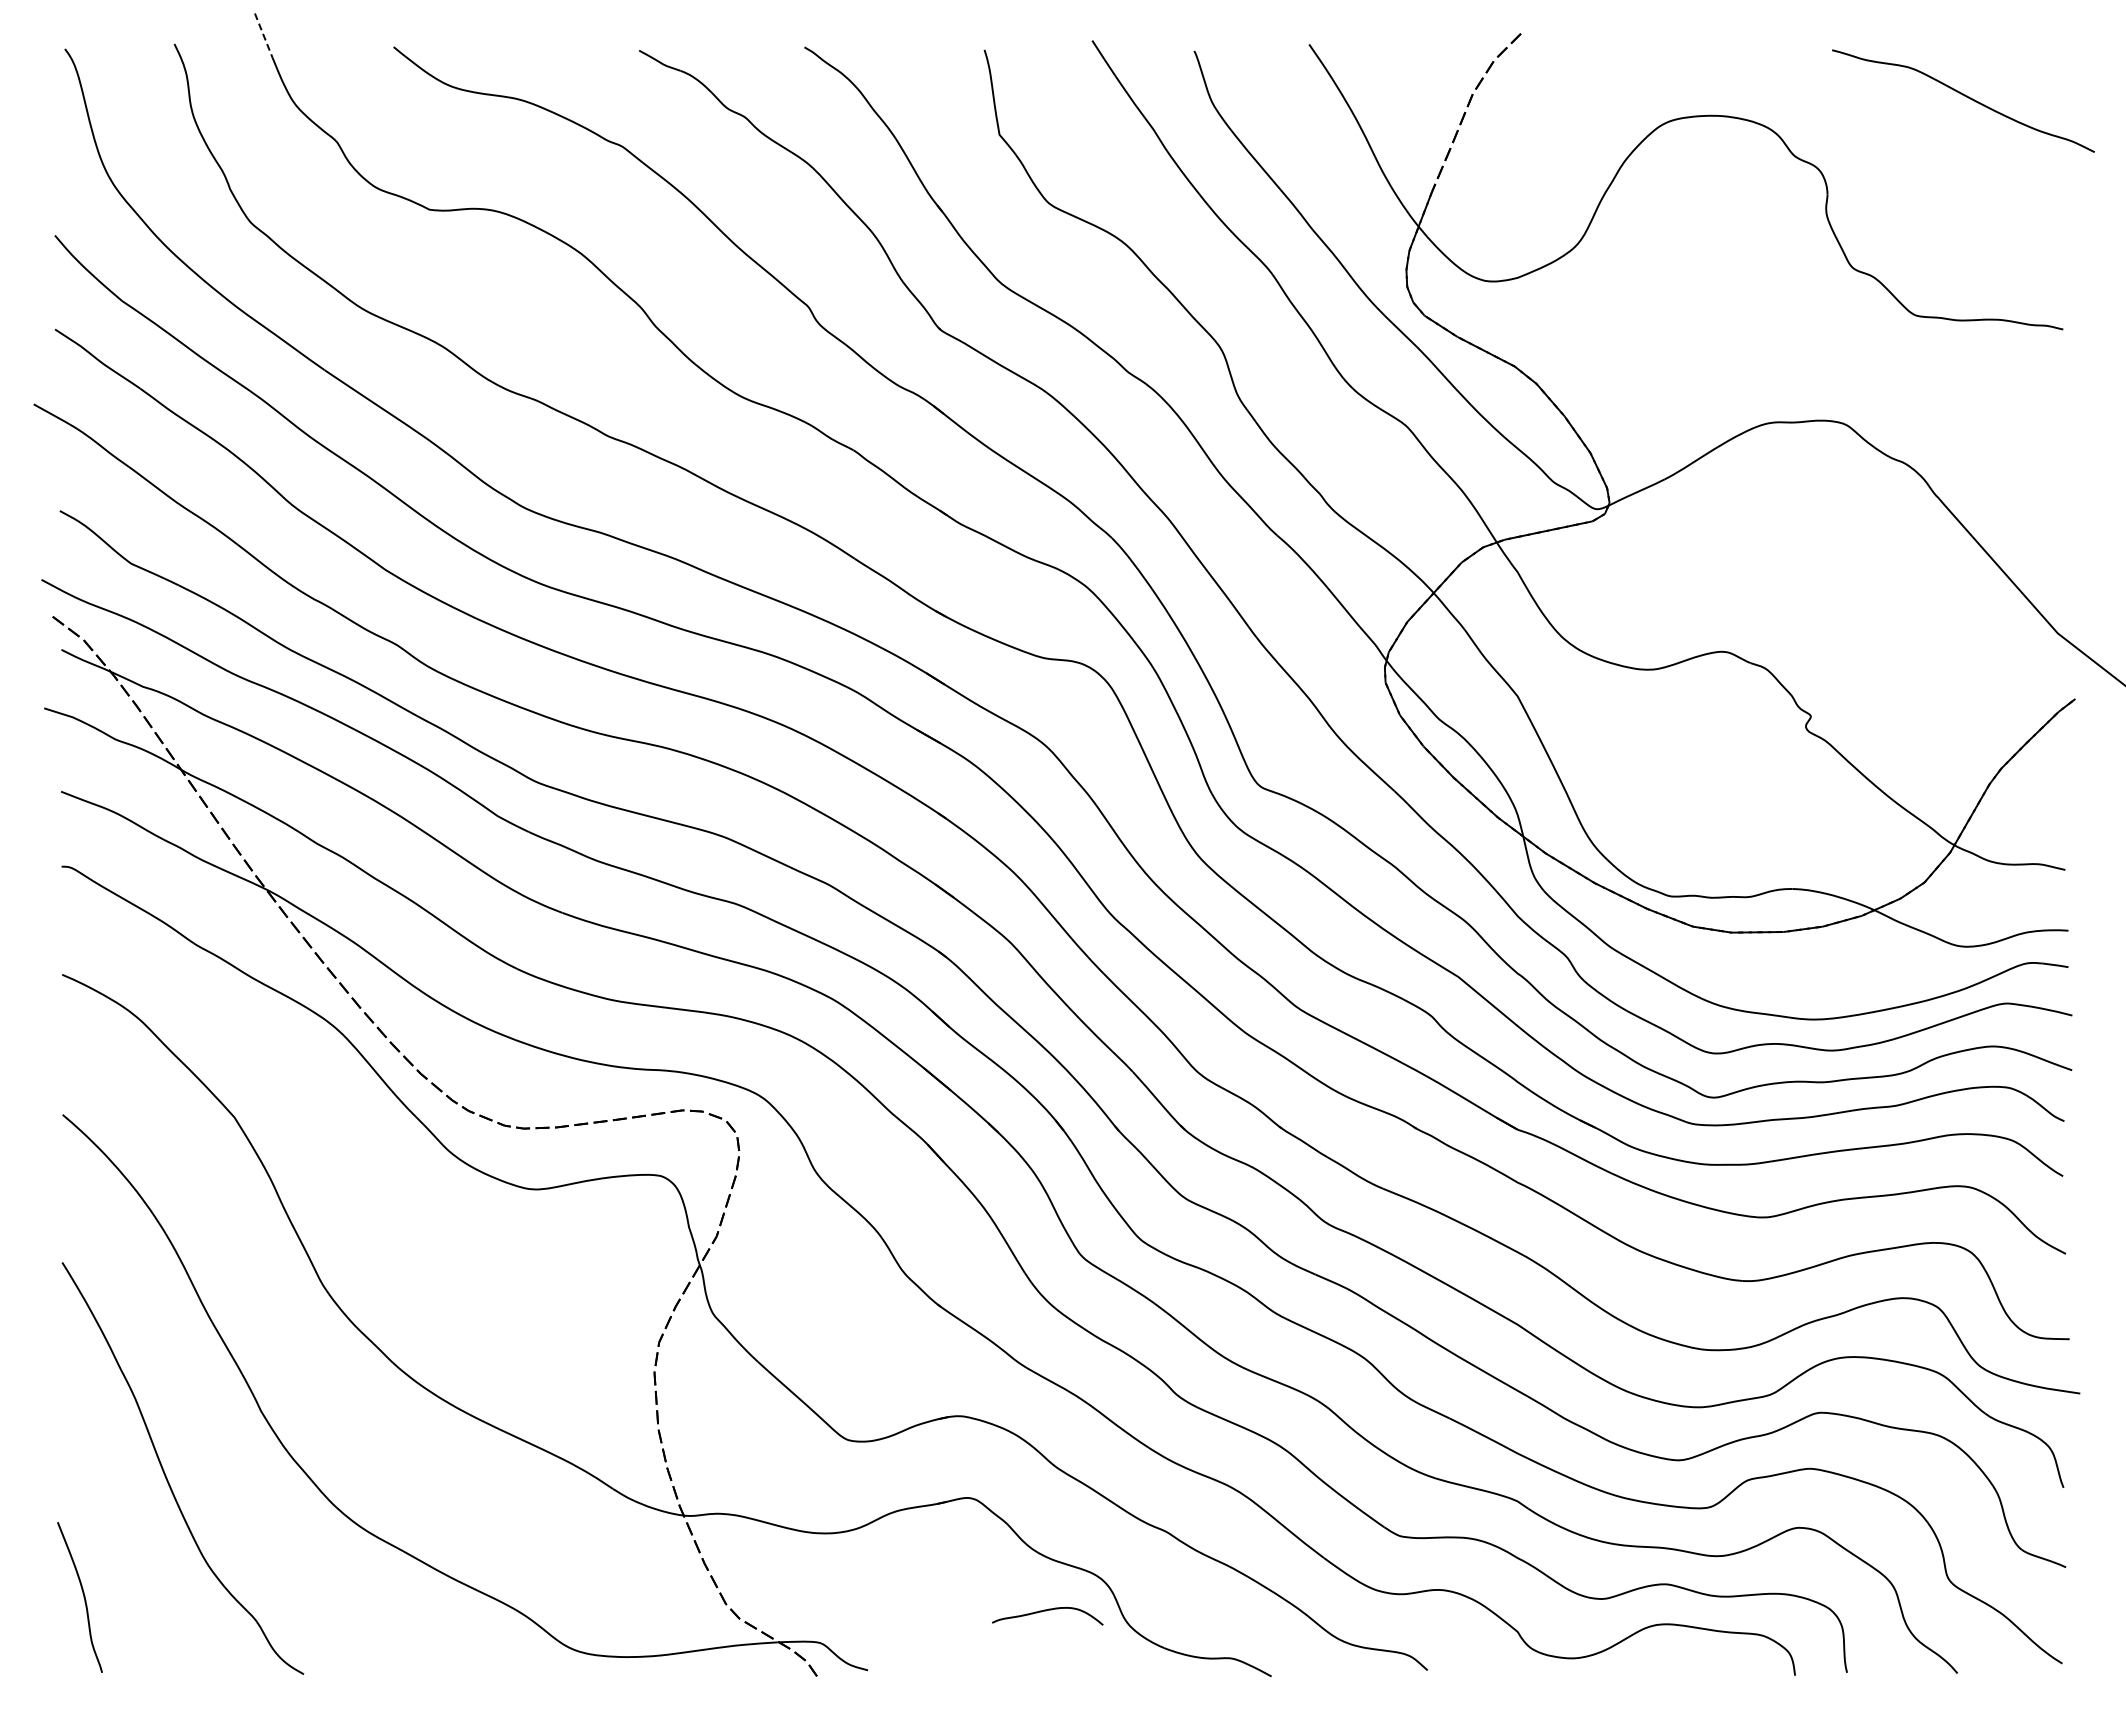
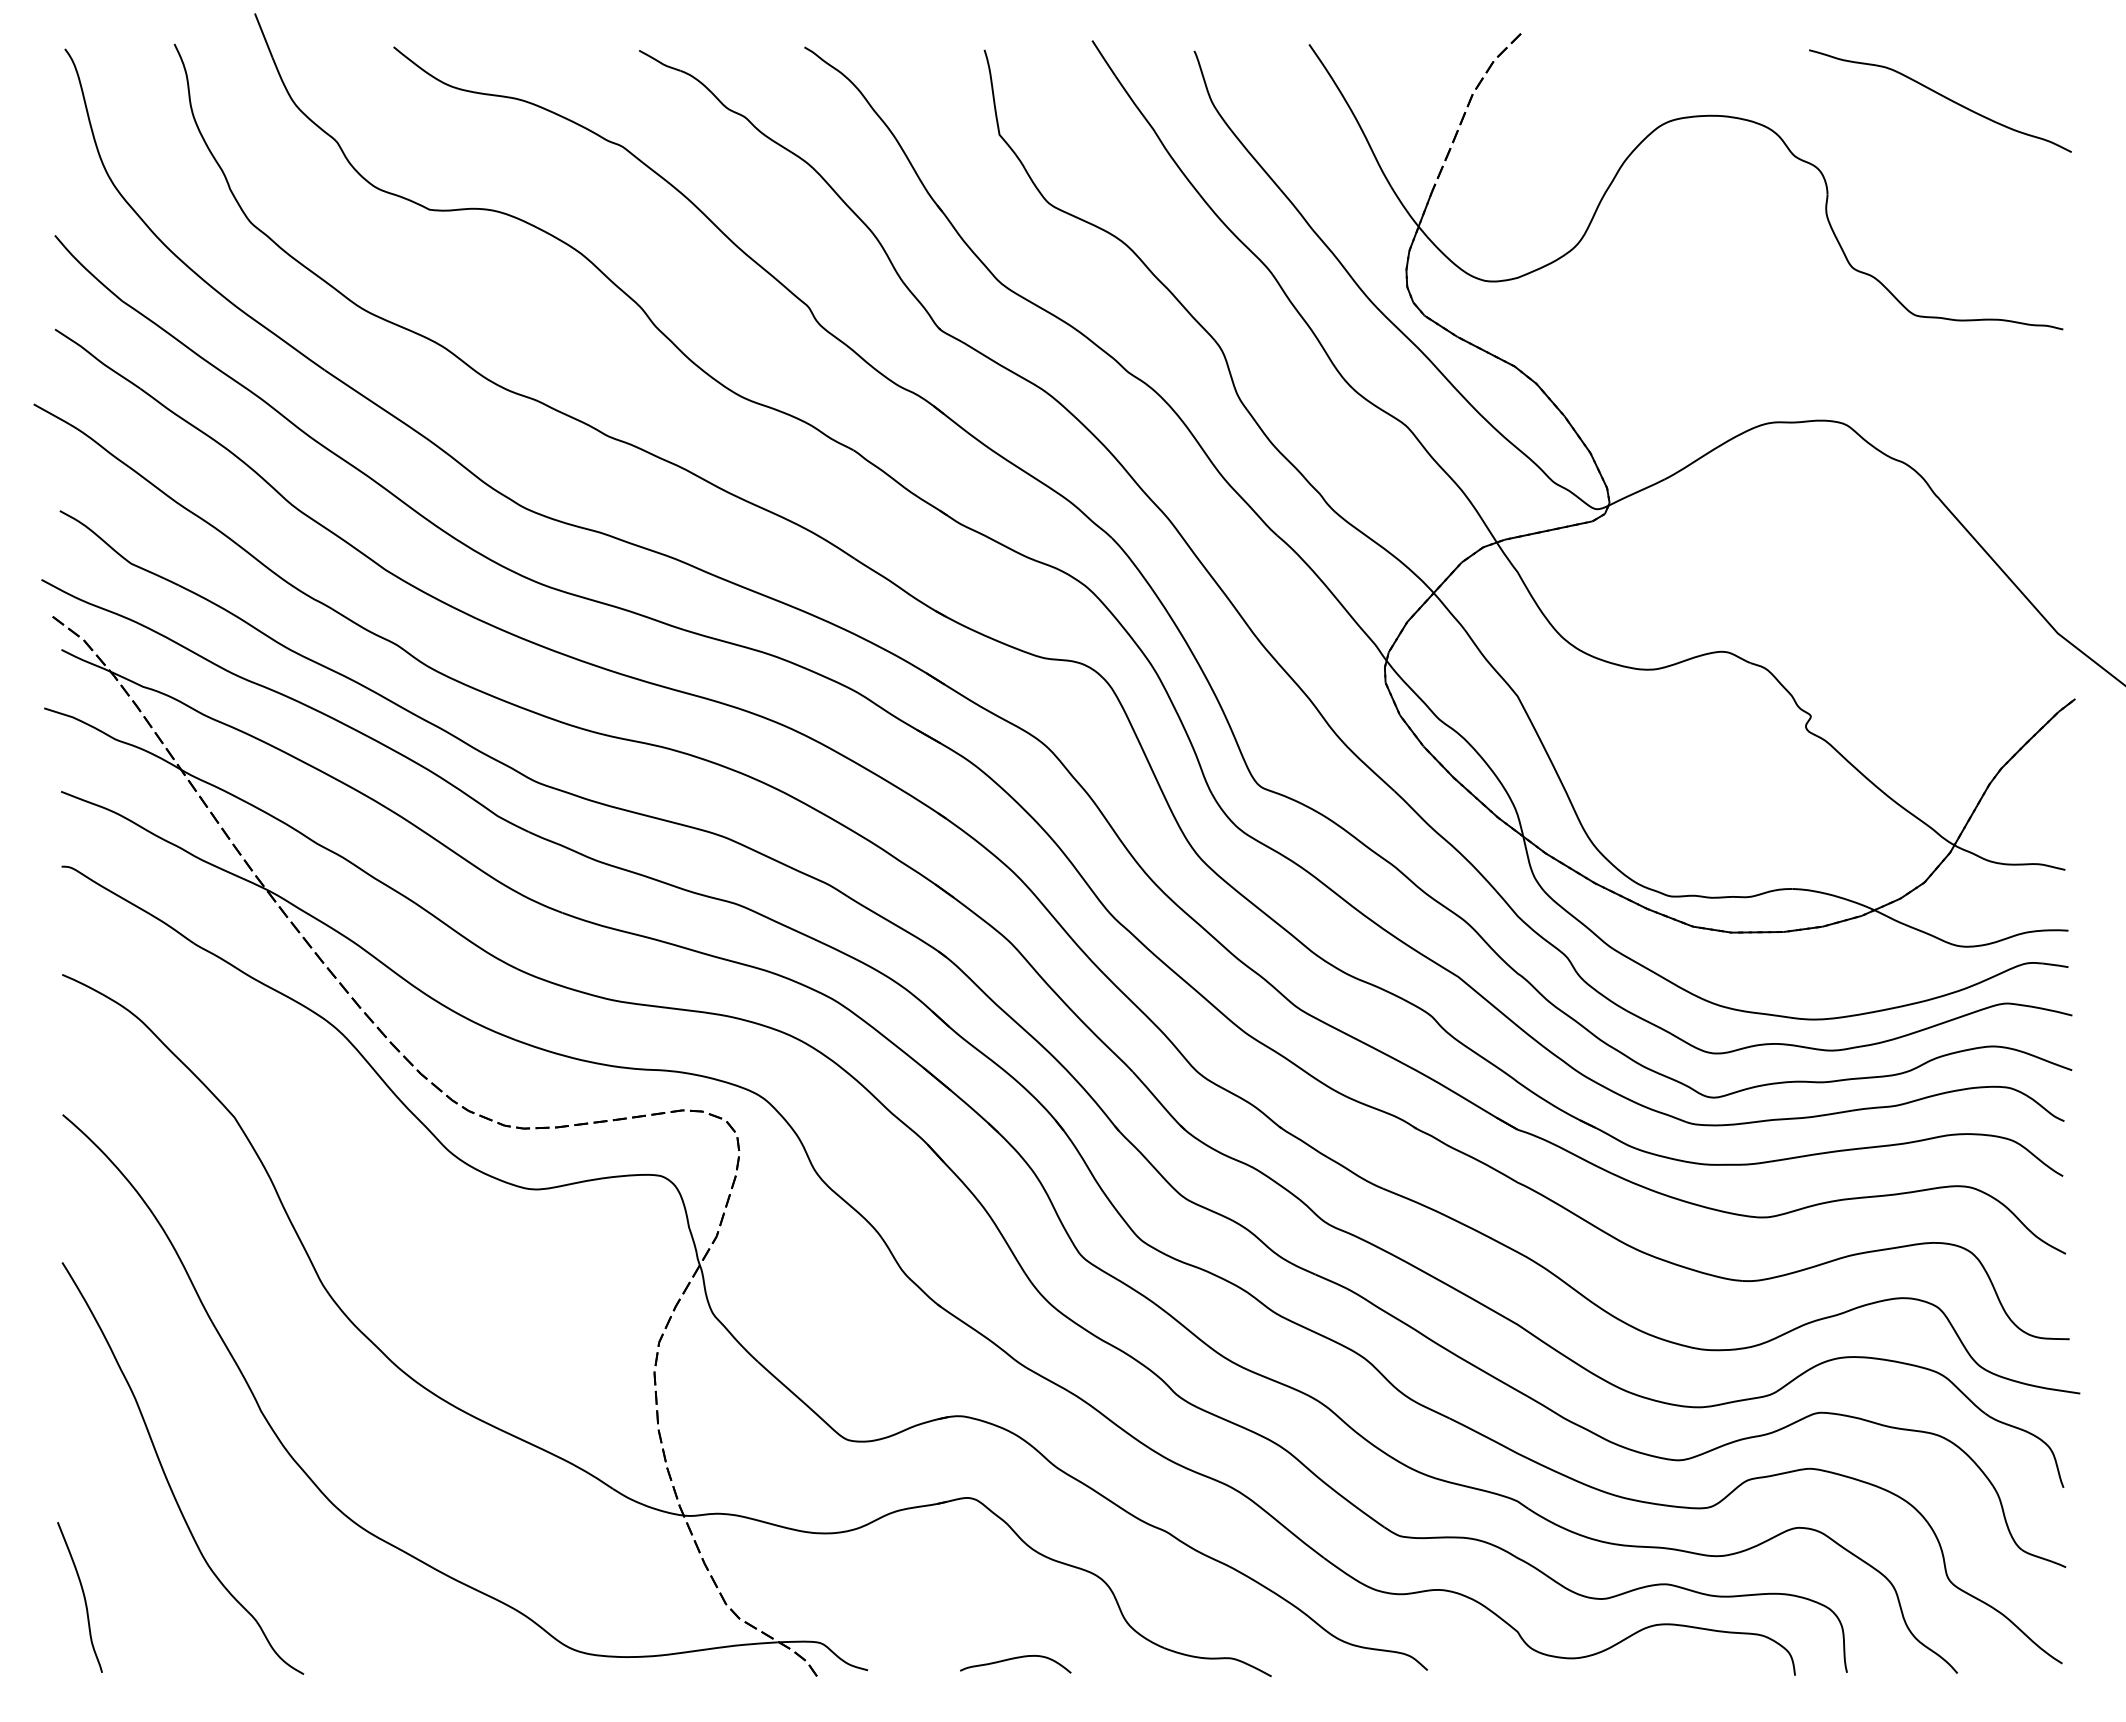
line: dashed -> solid (263, 35)
curve position: (1964, 96) -> (1941, 96) (1941, 96)
curve position: (1046, 1611) -> (1014, 1659) (1014, 1659)
